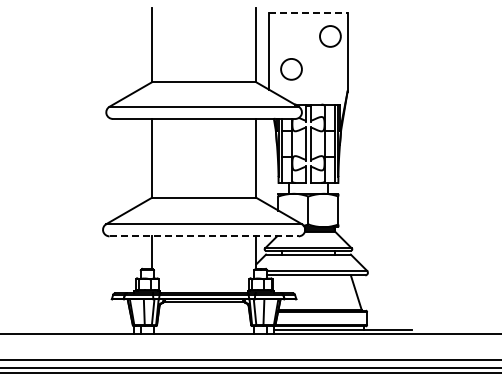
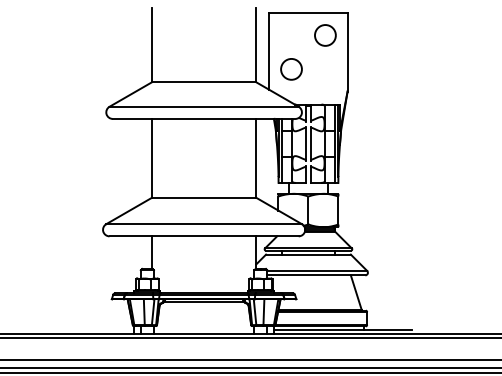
line: dashed -> solid (308, 13)
circle position: (330, 36) -> (325, 35) (325, 35)
line: dashed -> solid (204, 236)
line: none -> present (250, 338)
